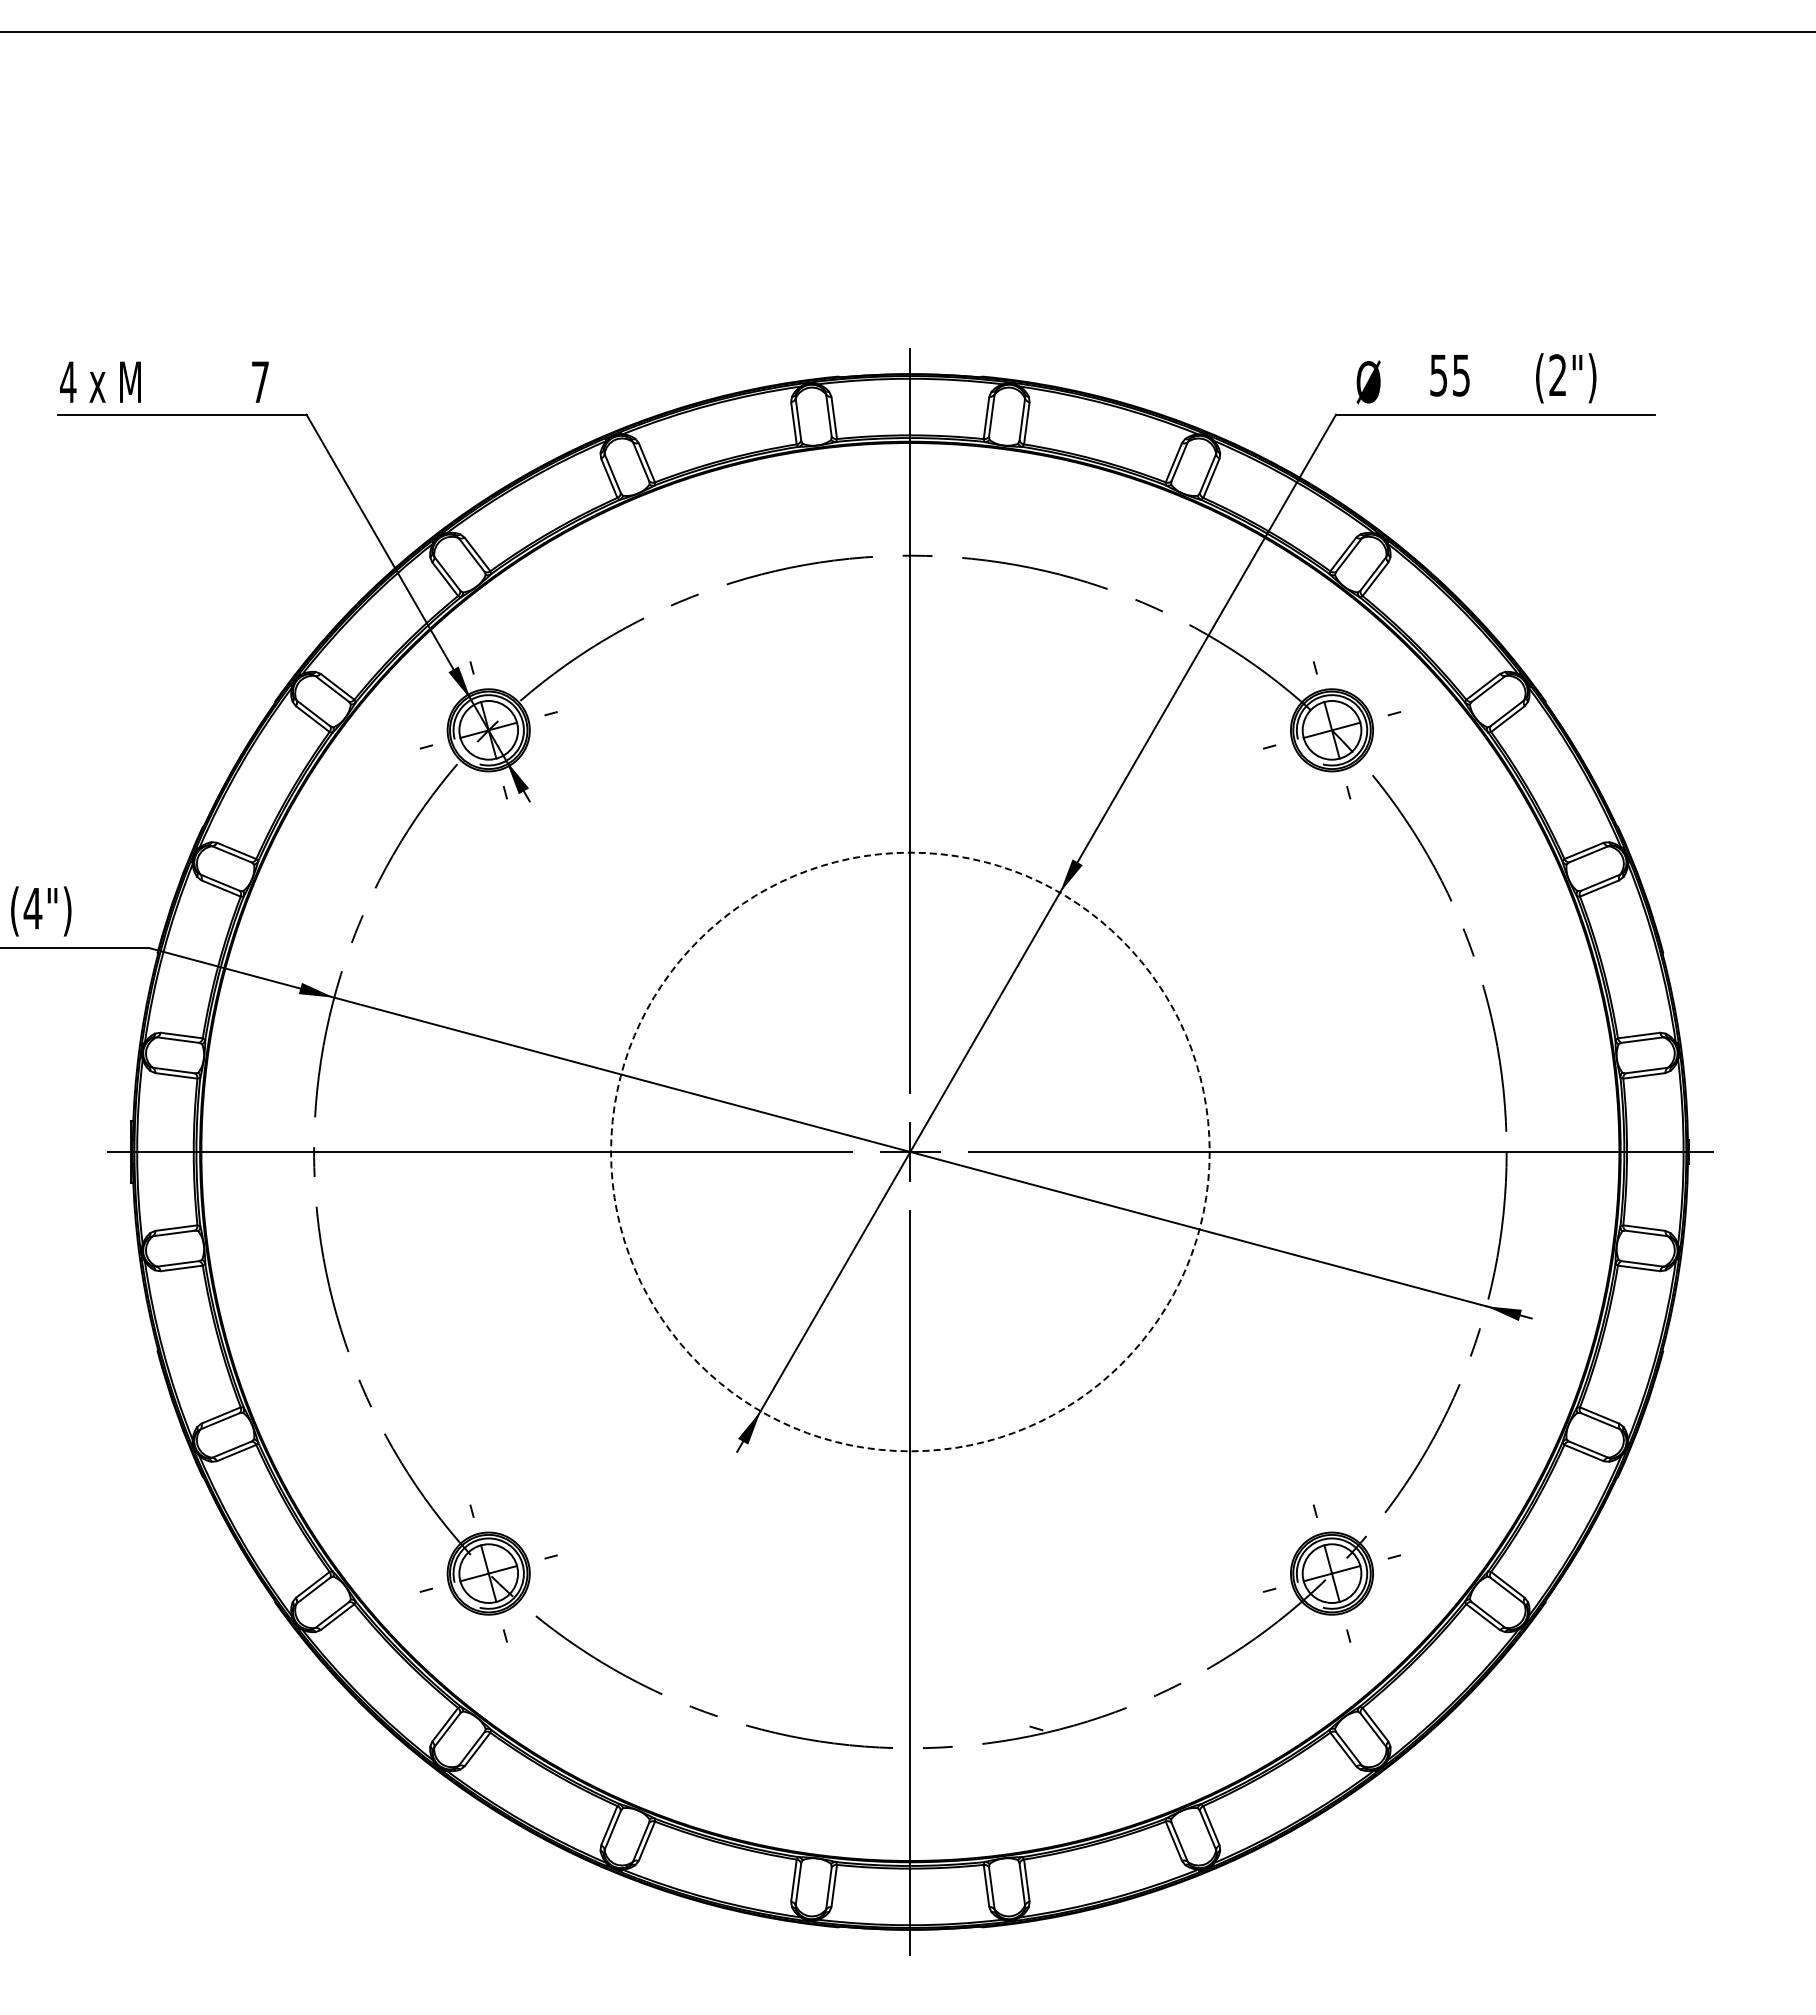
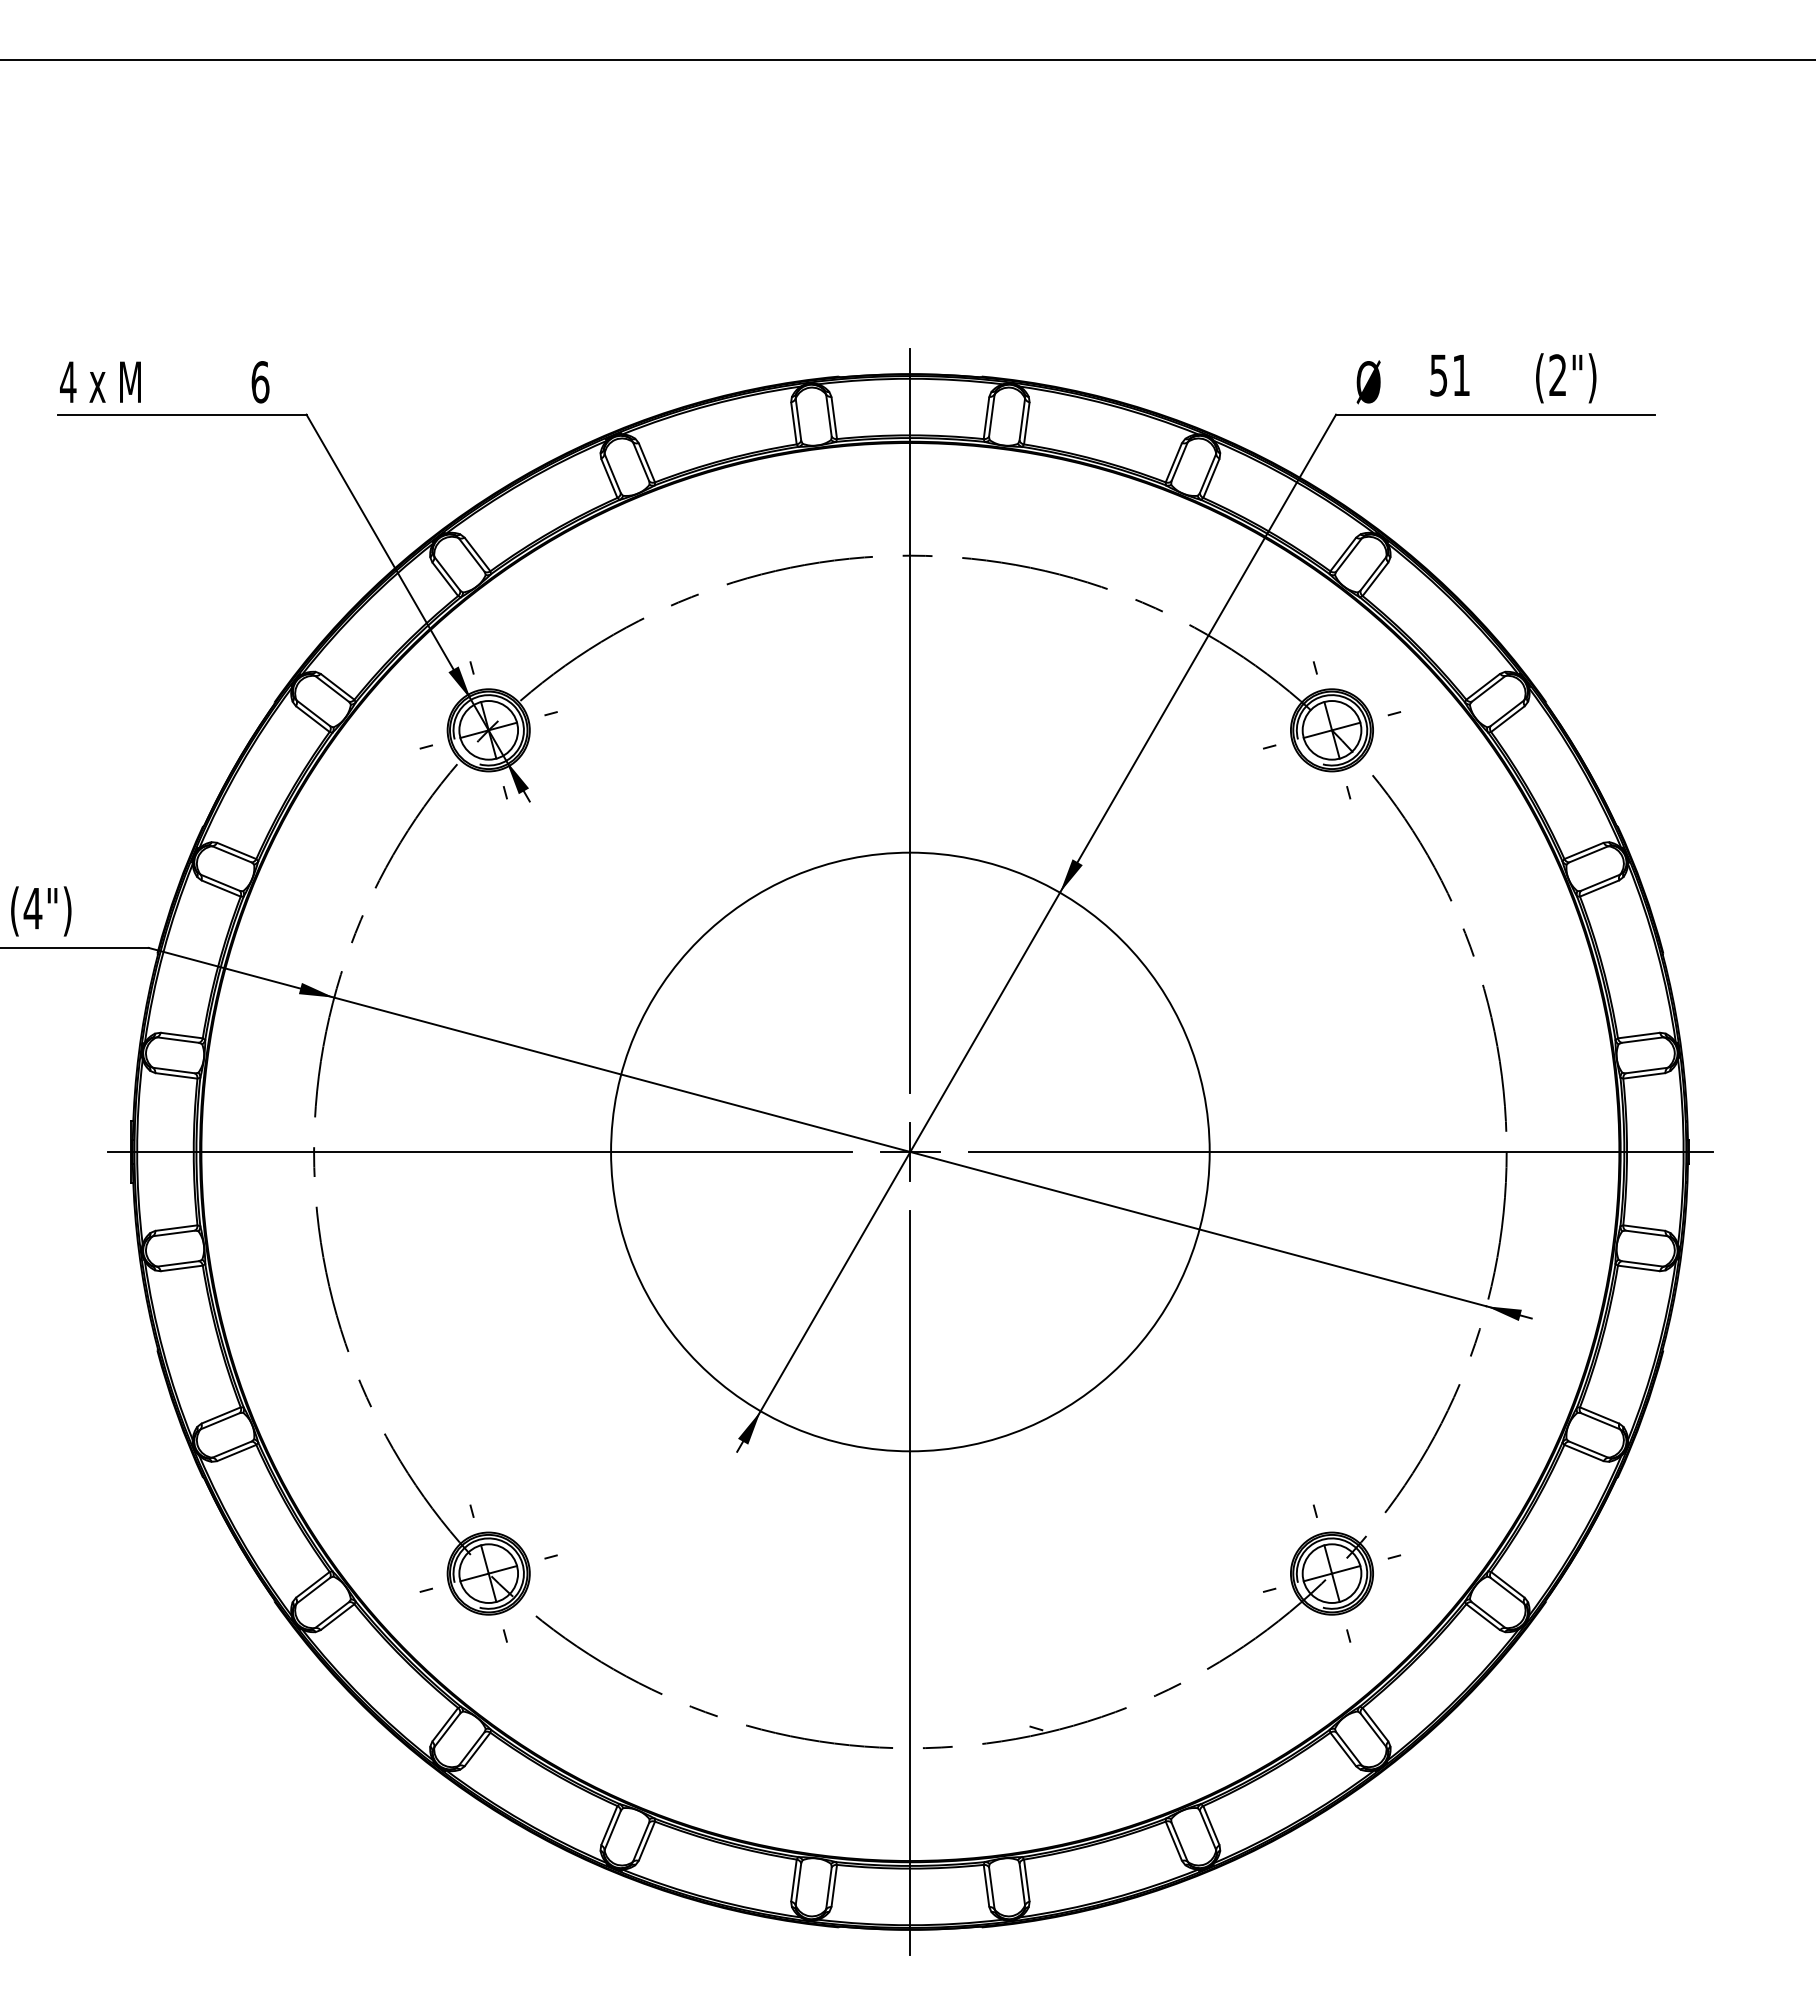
line position: (907, 32) -> (907, 60) (907, 60)
text: 55 -> 51 (1461, 375)
text: 7 -> 6 (260, 382)
circle: dashed -> solid (910, 1151)
